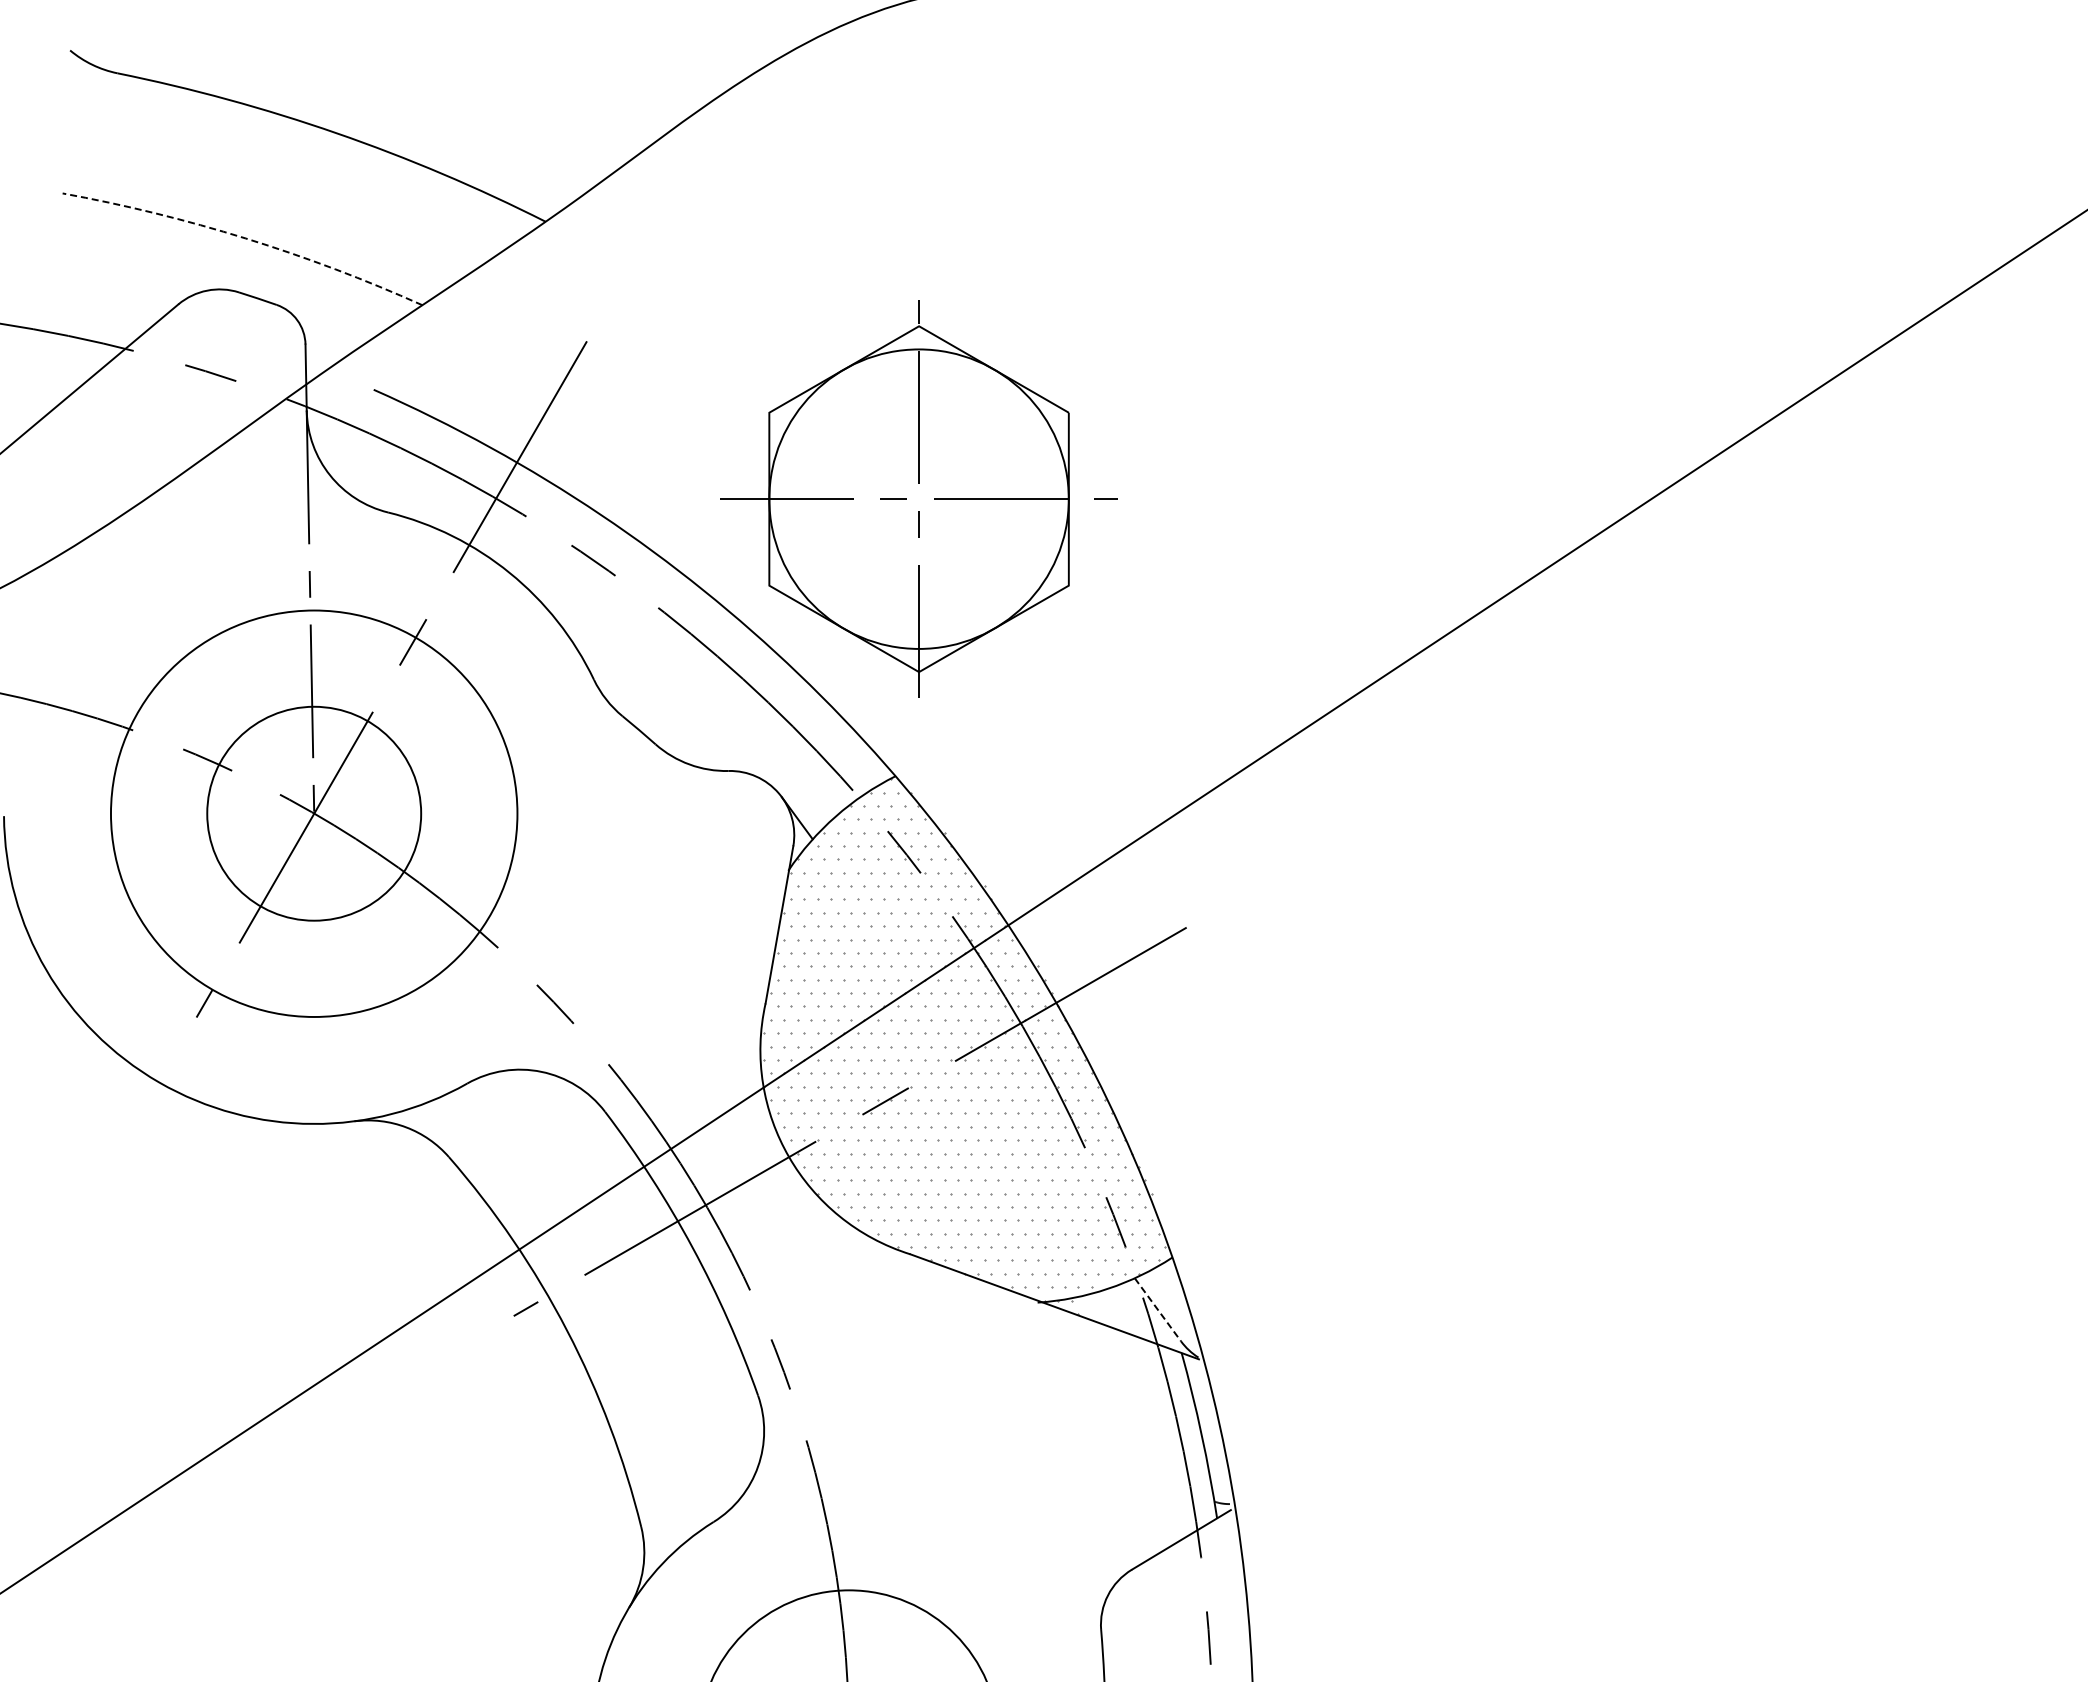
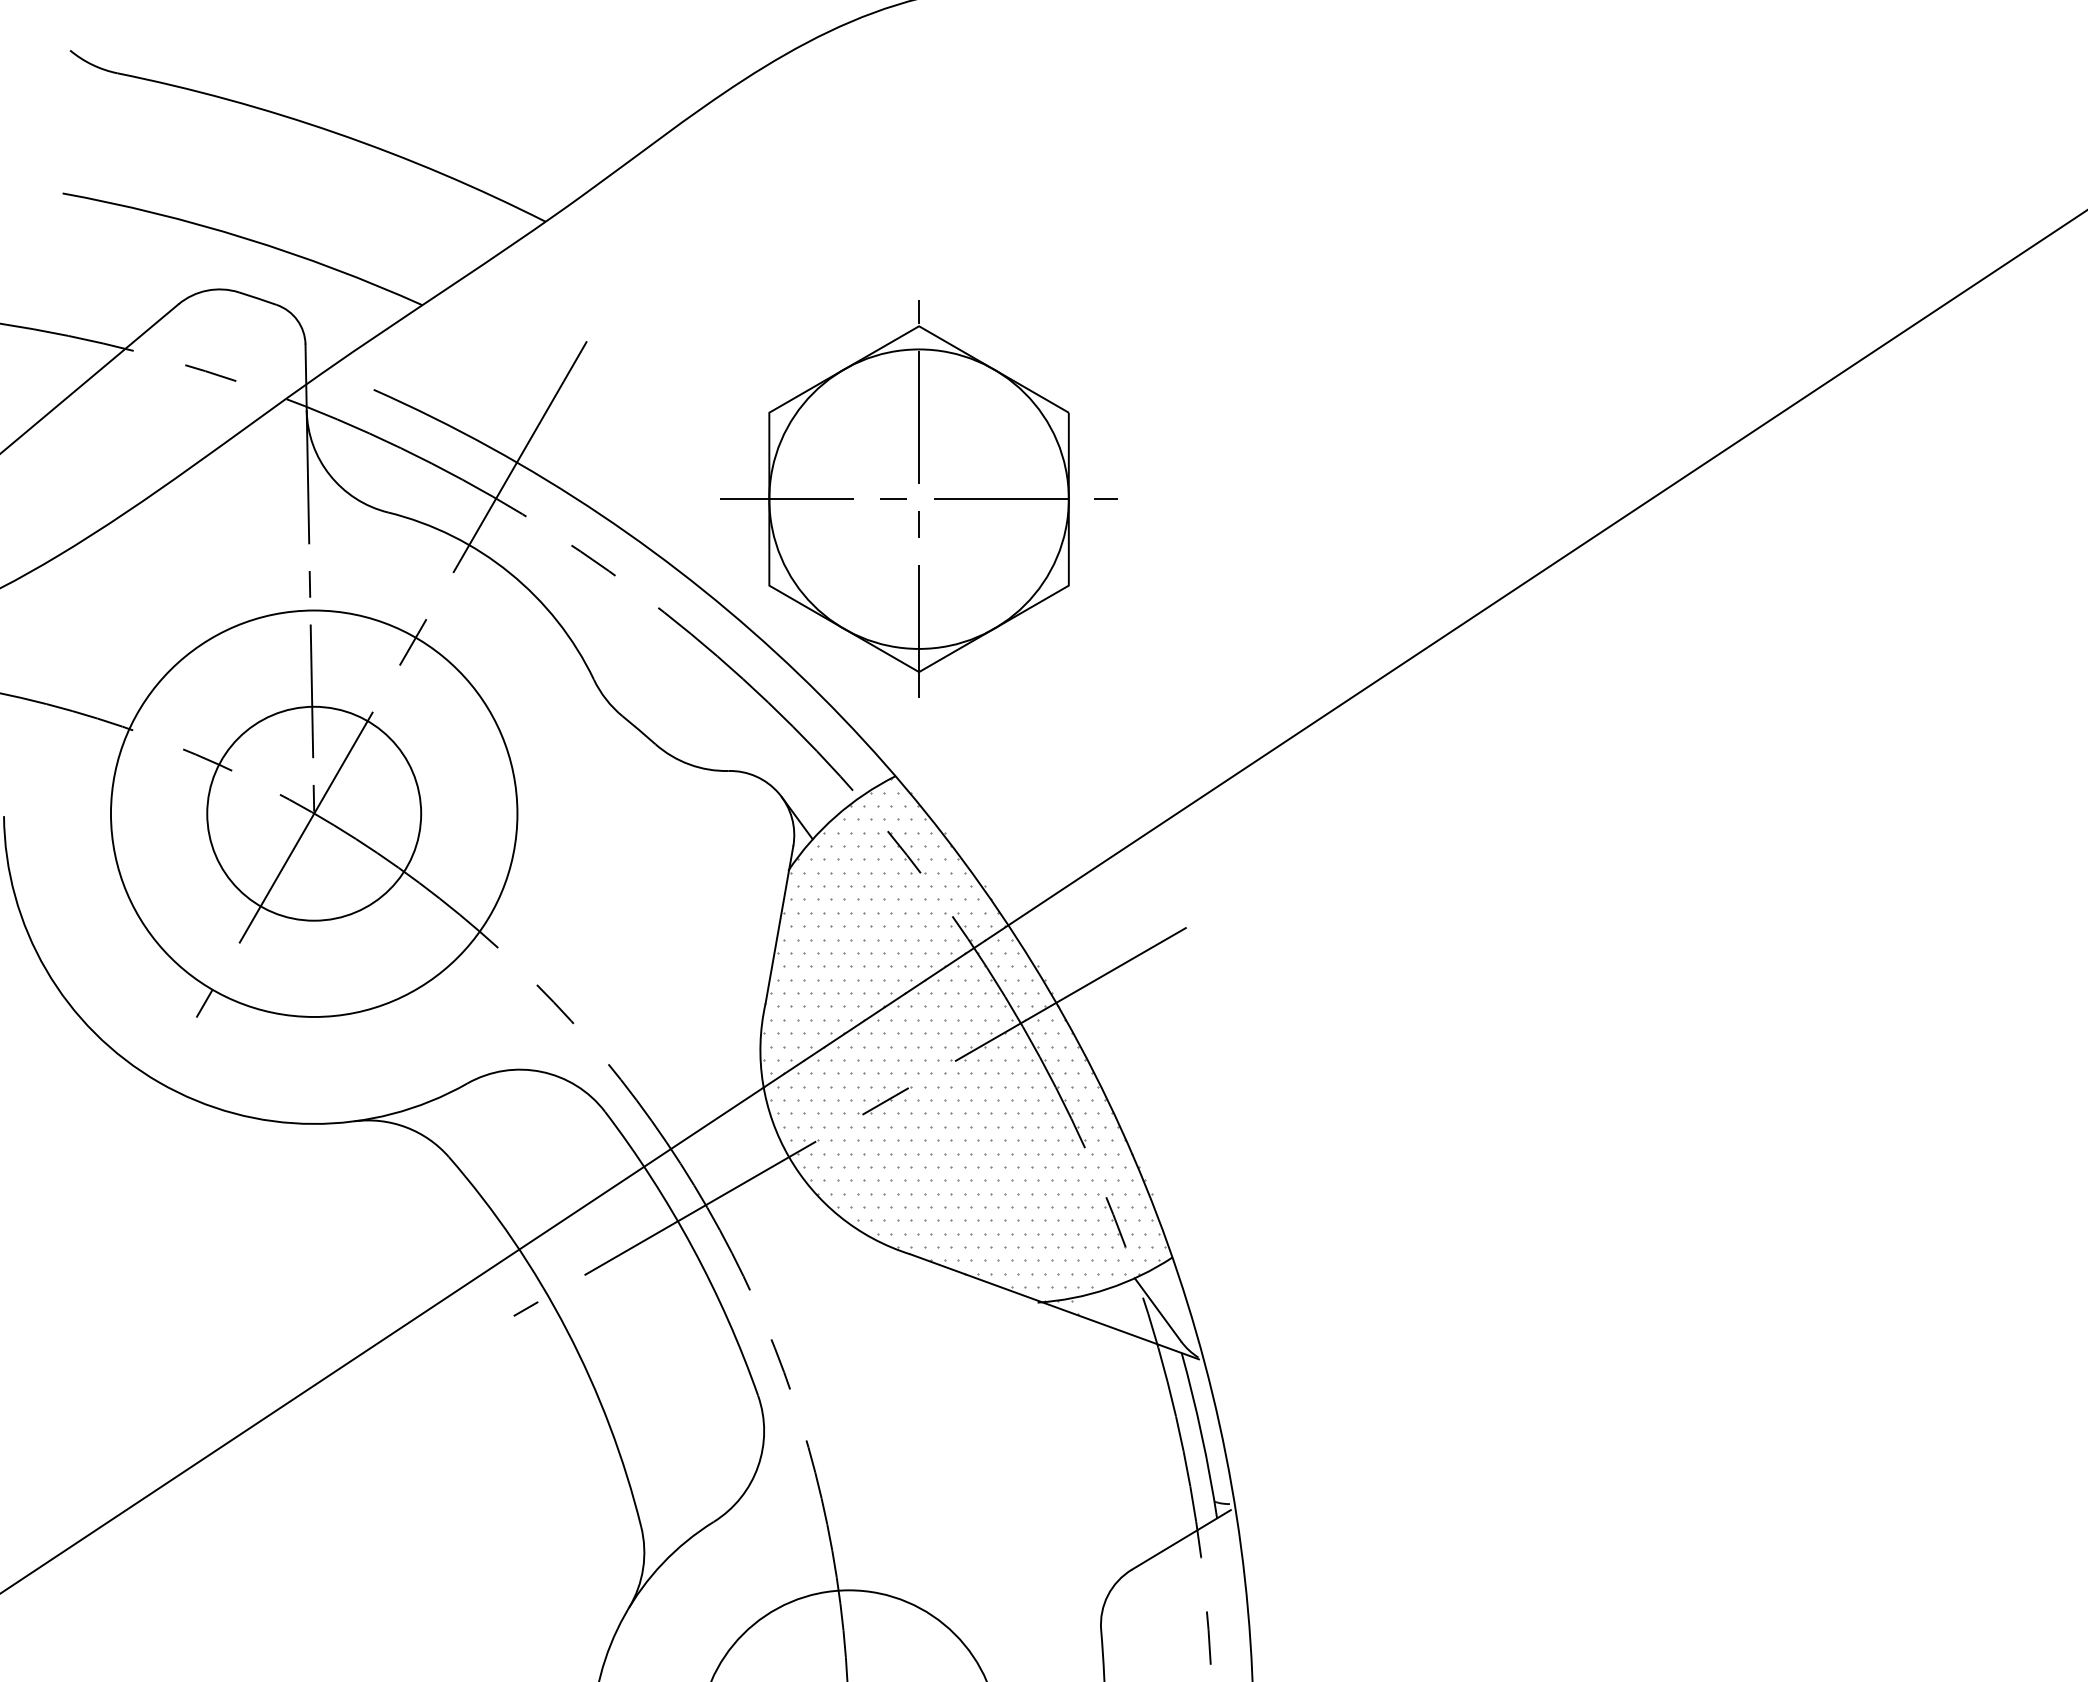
arc: dashed -> solid (245, 238)
line: dashed -> solid (1158, 1310)
